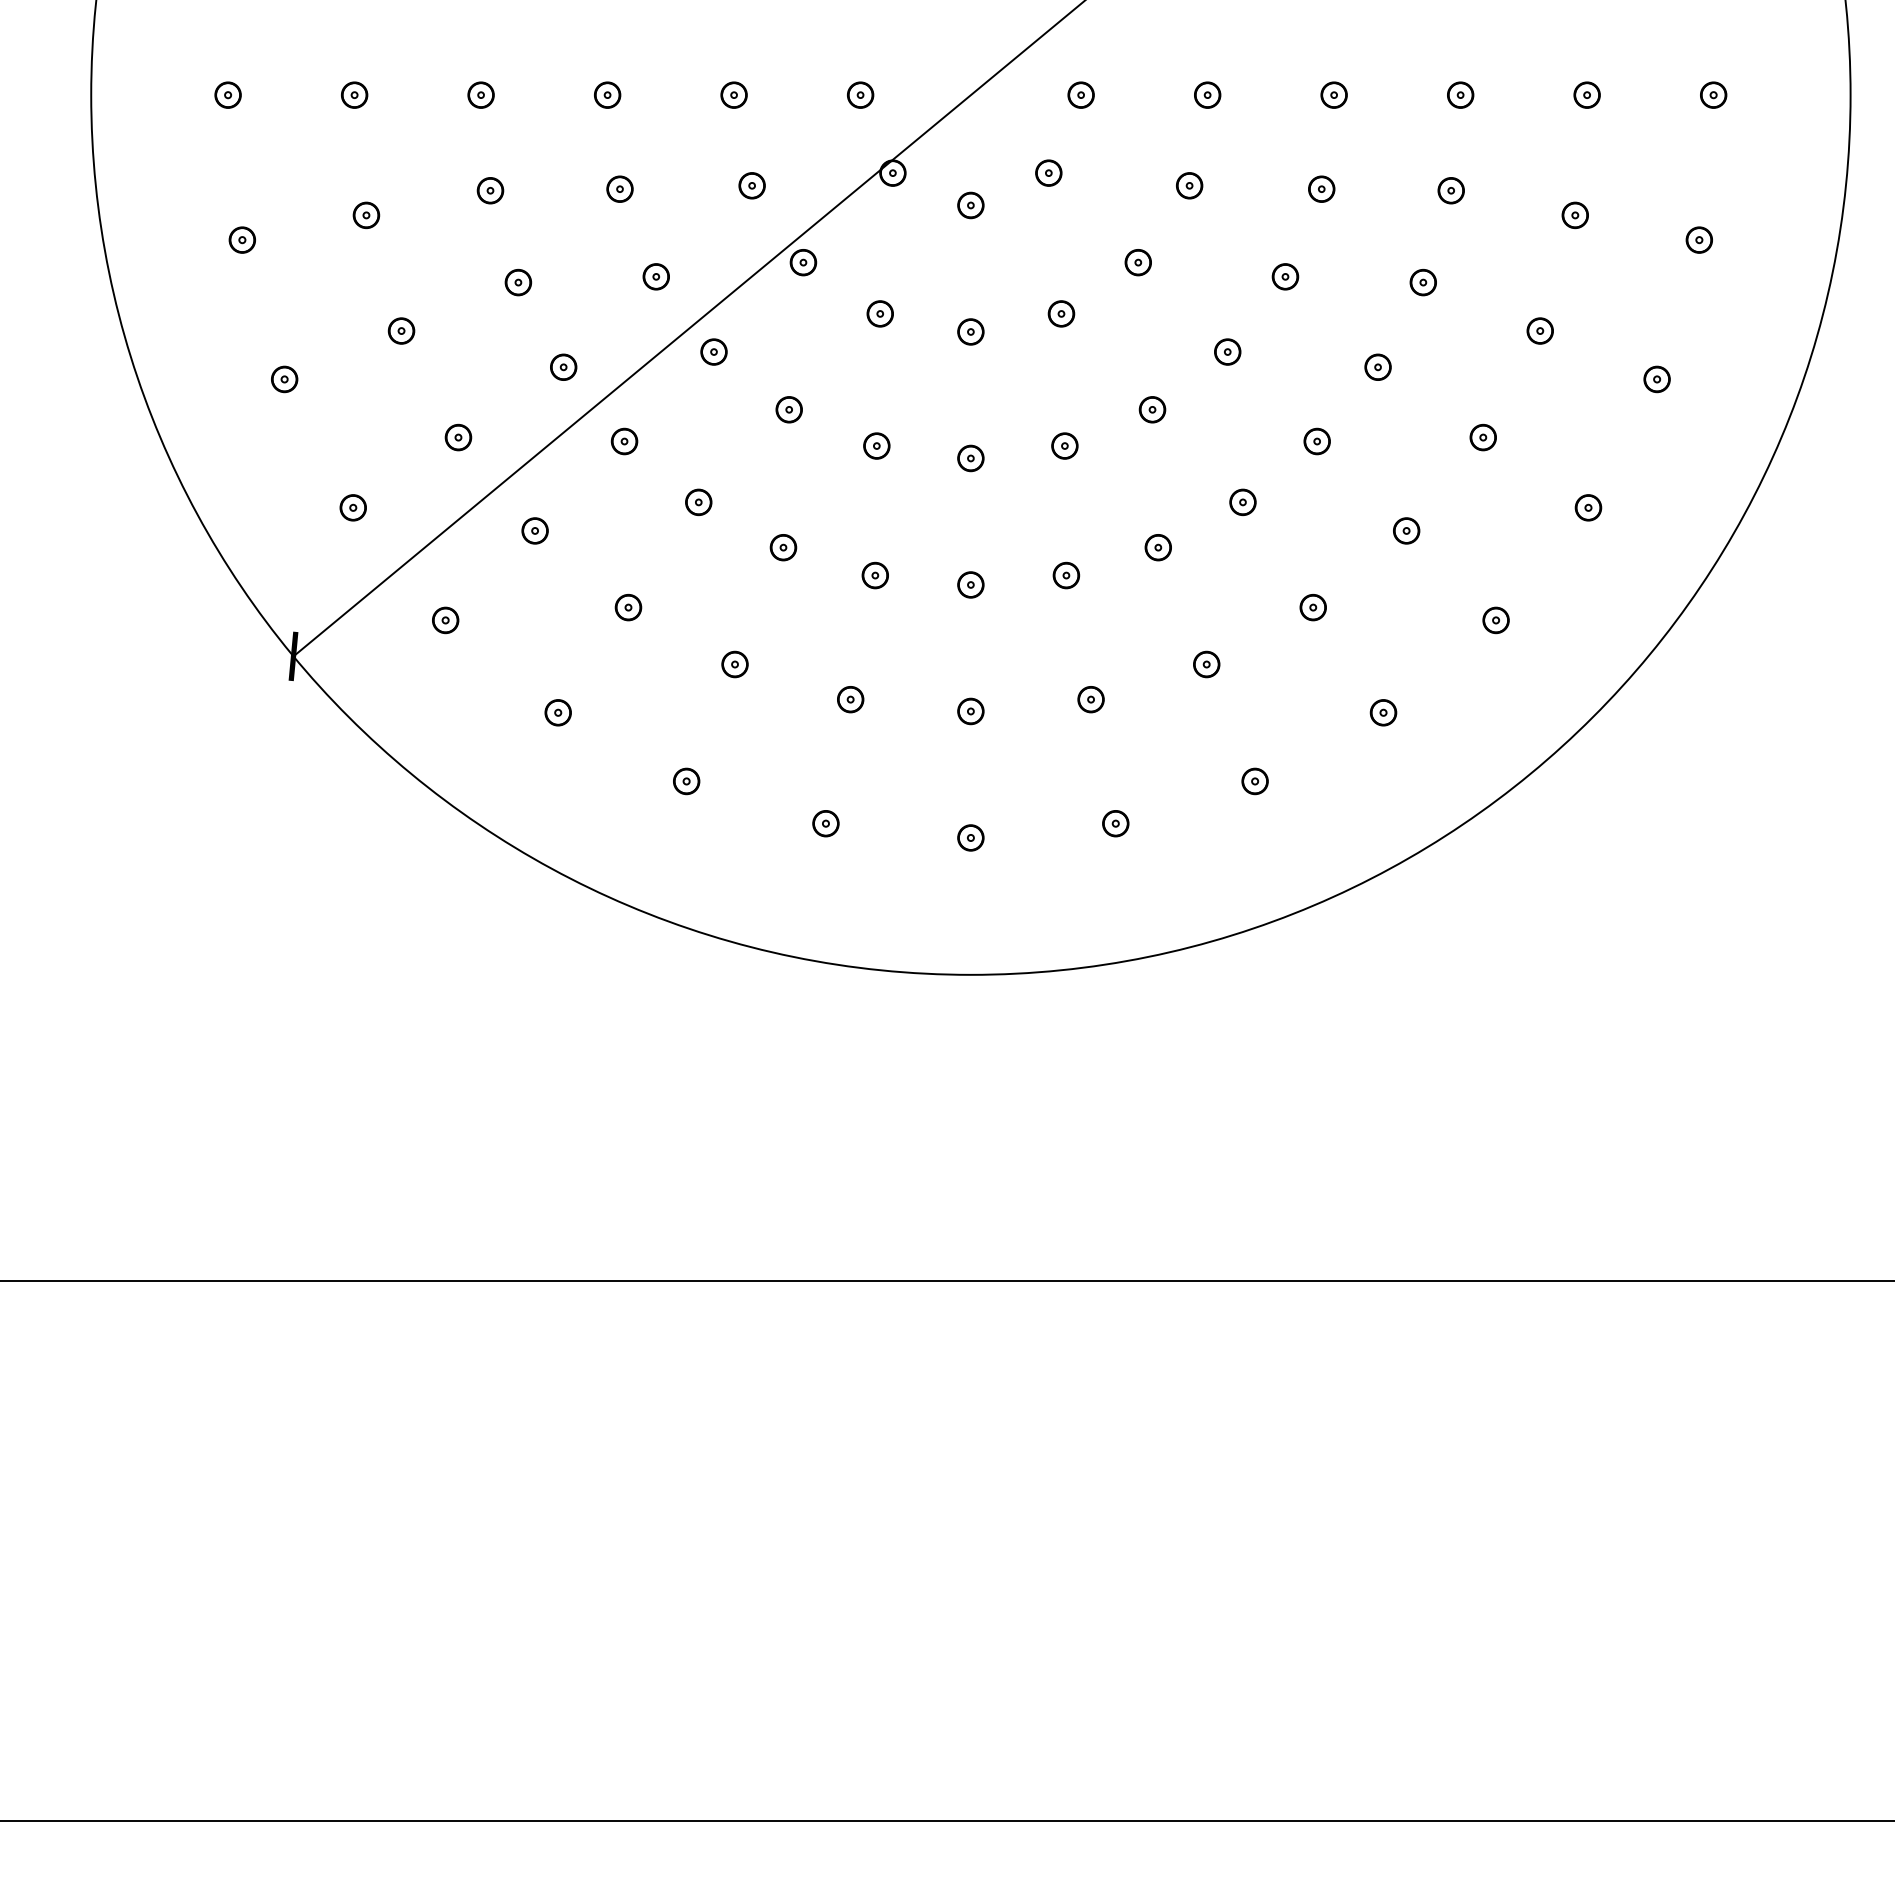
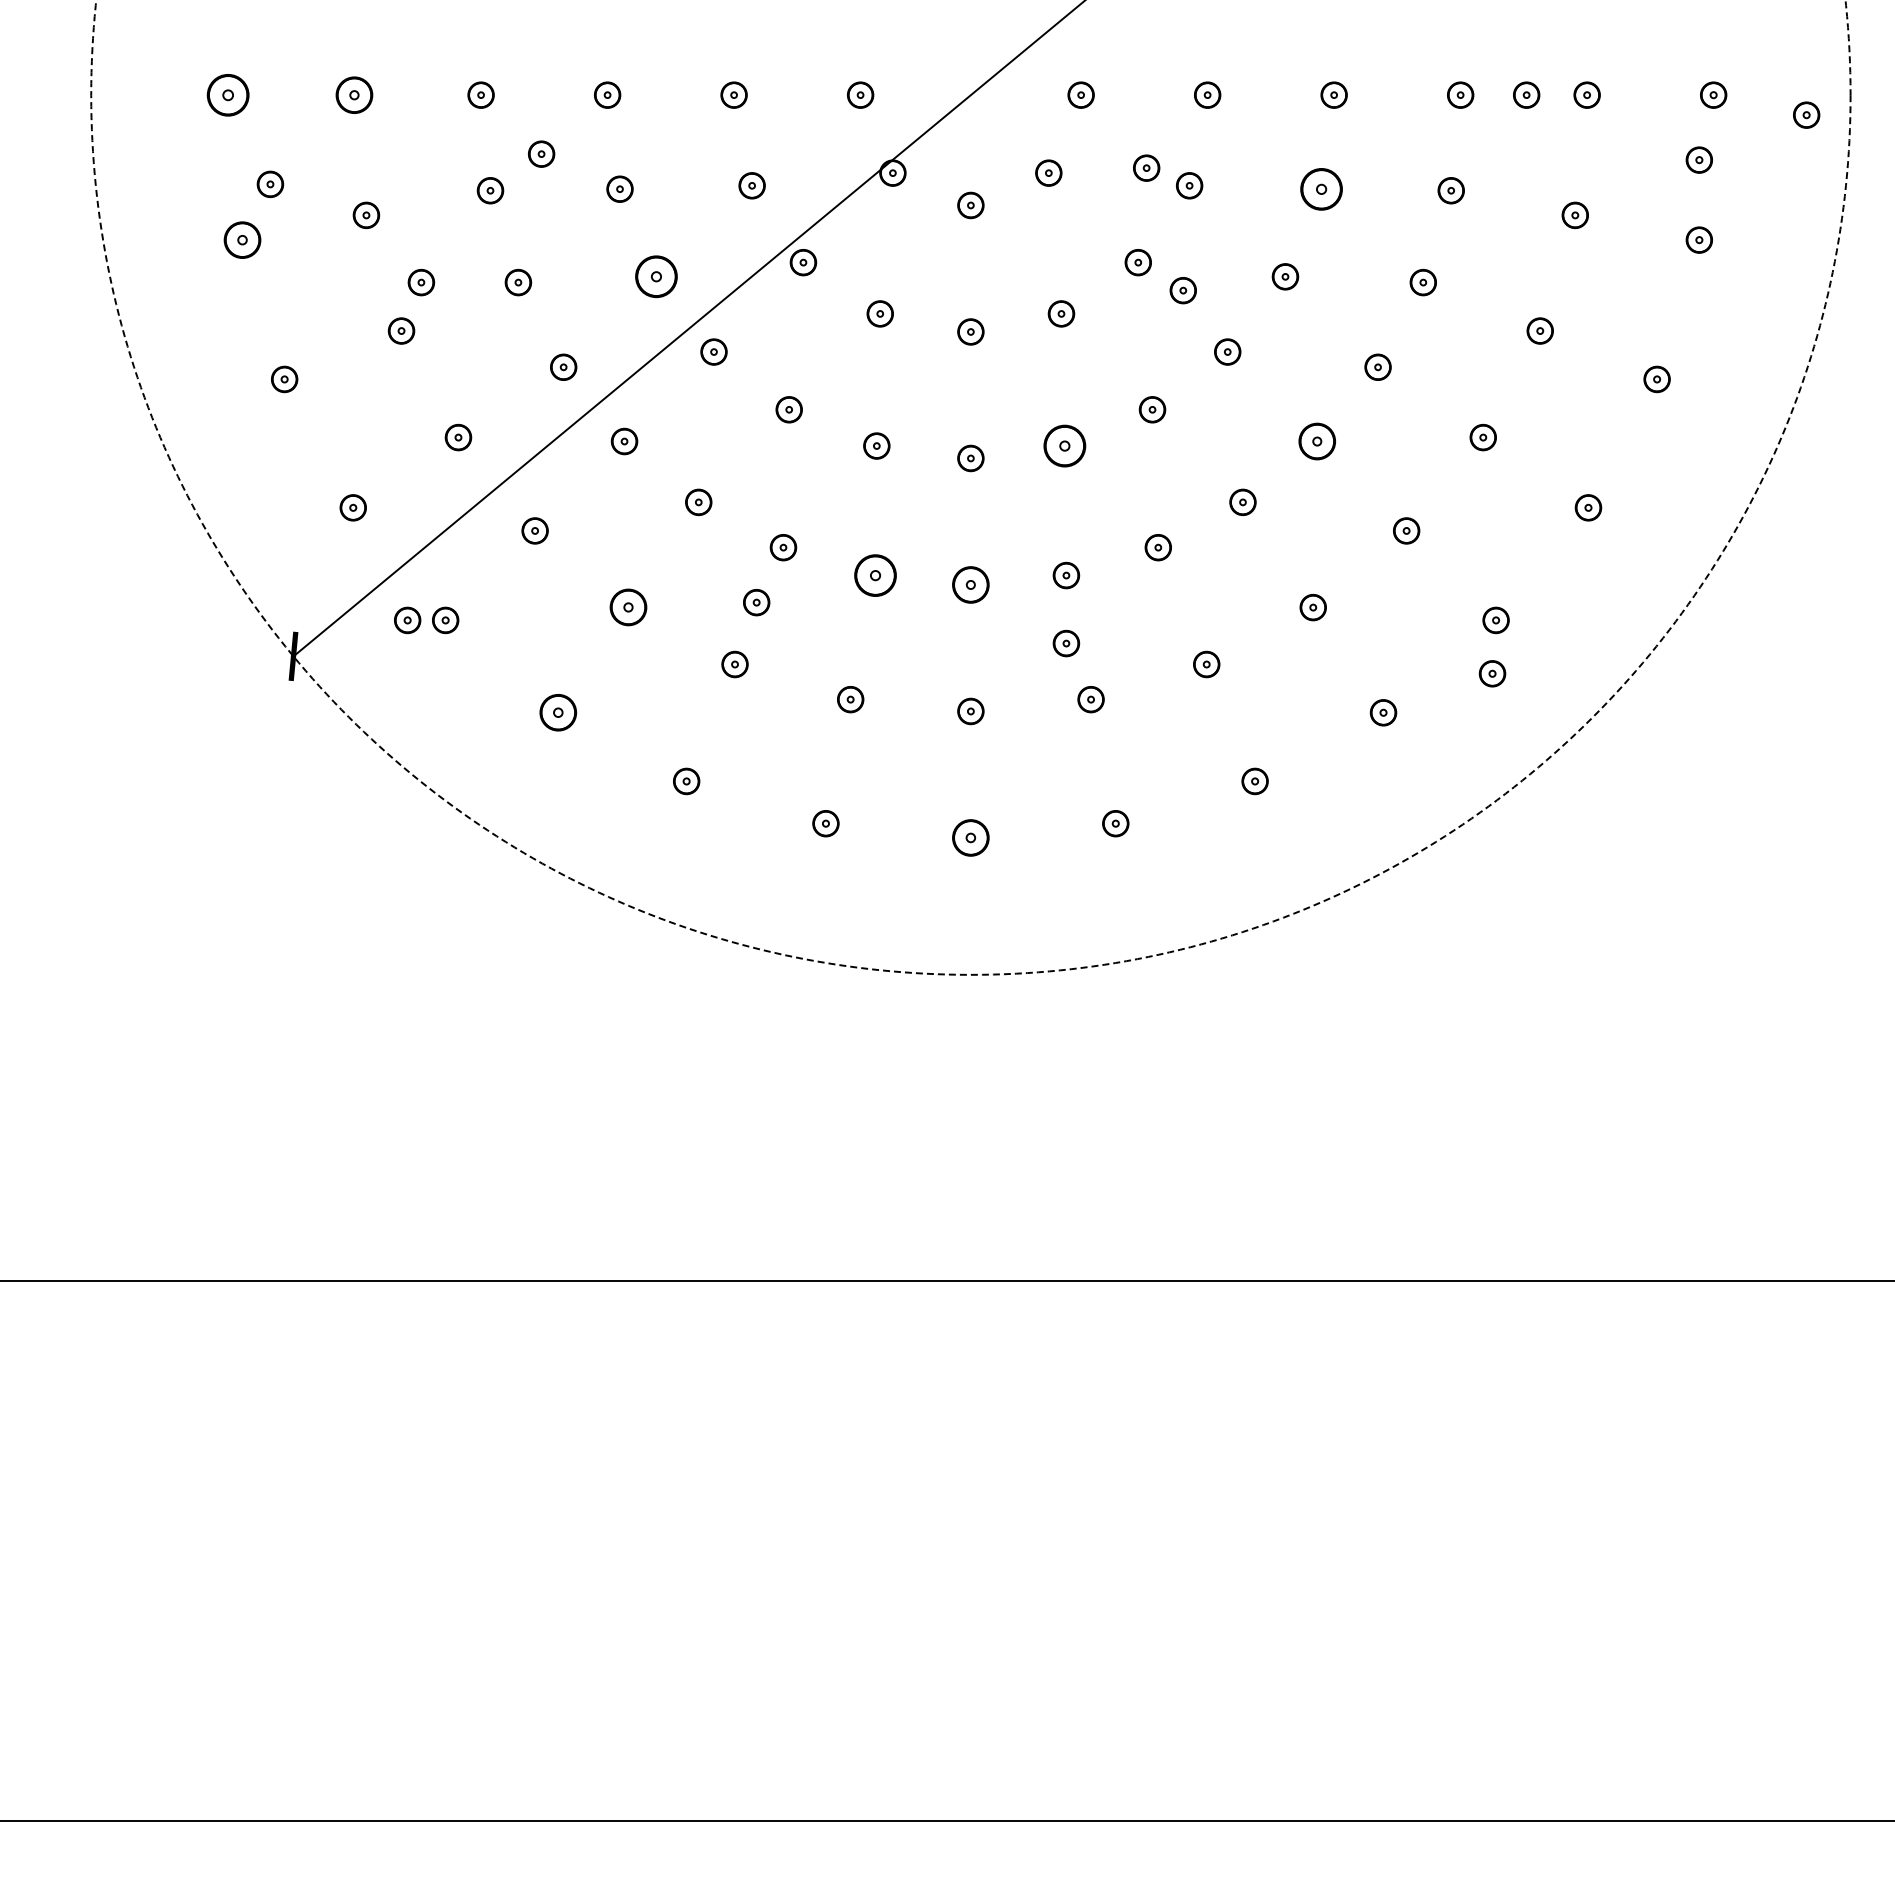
part size: 28x28 px -> 44x43 px (227, 95)
part size: 28x28 px -> 39x38 px (354, 94)
part: none -> present (1526, 94)
part: none -> present (1806, 114)
part: none -> present (541, 153)
part: none -> present (1698, 159)
part: none -> present (1146, 167)
part: none -> present (270, 184)
part size: 28x28 px -> 43x43 px (1321, 189)
part size: 28x28 px -> 39x38 px (242, 239)
part size: 28x28 px -> 43x44 px (656, 276)
part: none -> present (421, 282)
part: none -> present (1182, 290)
part size: 28x29 px -> 39x39 px (1317, 441)
part size: 28x28 px -> 44x44 px (1064, 445)
circle: solid -> dashed (970, 487)
part size: 28x29 px -> 43x43 px (875, 575)
part size: 28x28 px -> 38x38 px (970, 584)
part: none -> present (756, 602)
part size: 29x28 px -> 39x39 px (628, 607)
part: none -> present (407, 620)
part: none -> present (1066, 643)
part: none -> present (1492, 673)
part size: 28x28 px -> 39x38 px (558, 712)
part size: 28x28 px -> 38x38 px (970, 837)
